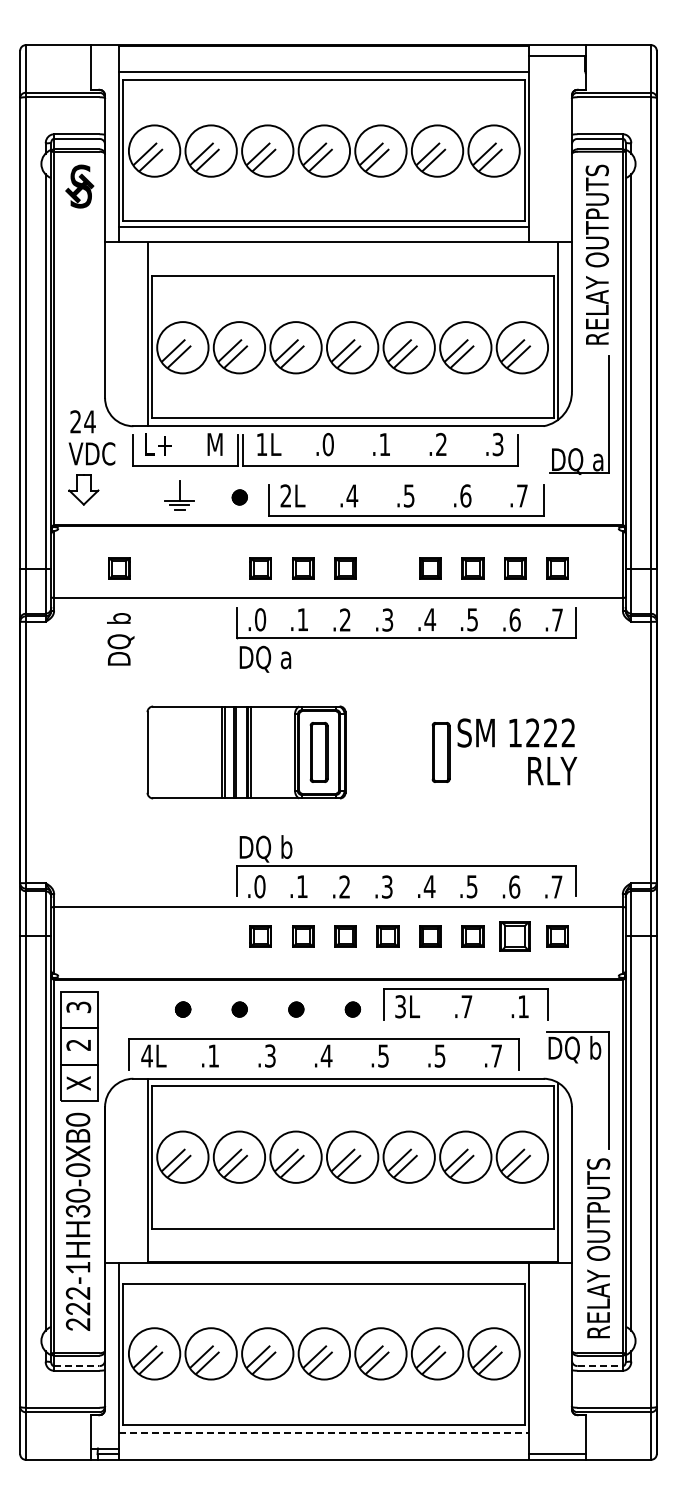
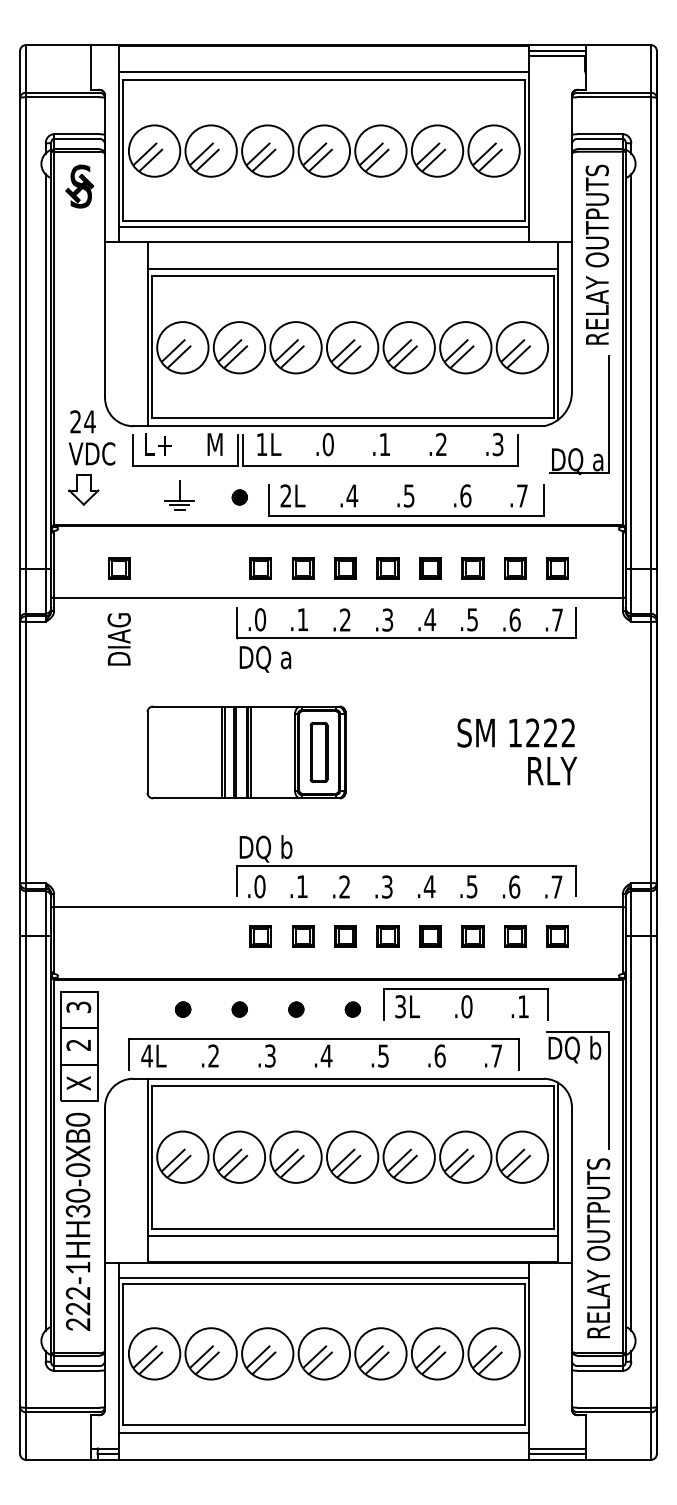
line: none -> present (557, 50)
line: none -> present (352, 268)
part: none -> present (387, 568)
text: DQ b -> DIAG (120, 631)
part: present -> none (440, 752)
part size: 32x31 px -> 23x23 px (515, 936)
text: .7 -> .0 (466, 1006)
text: .1 -> .2 (213, 1055)
text: .5 -> .6 (439, 1055)
line: none -> present (352, 1236)
line: none -> present (324, 1278)
line: dashed -> solid (76, 1366)
line: dashed -> solid (600, 1366)
line: dashed -> solid (324, 1433)
line: none -> present (557, 1448)
